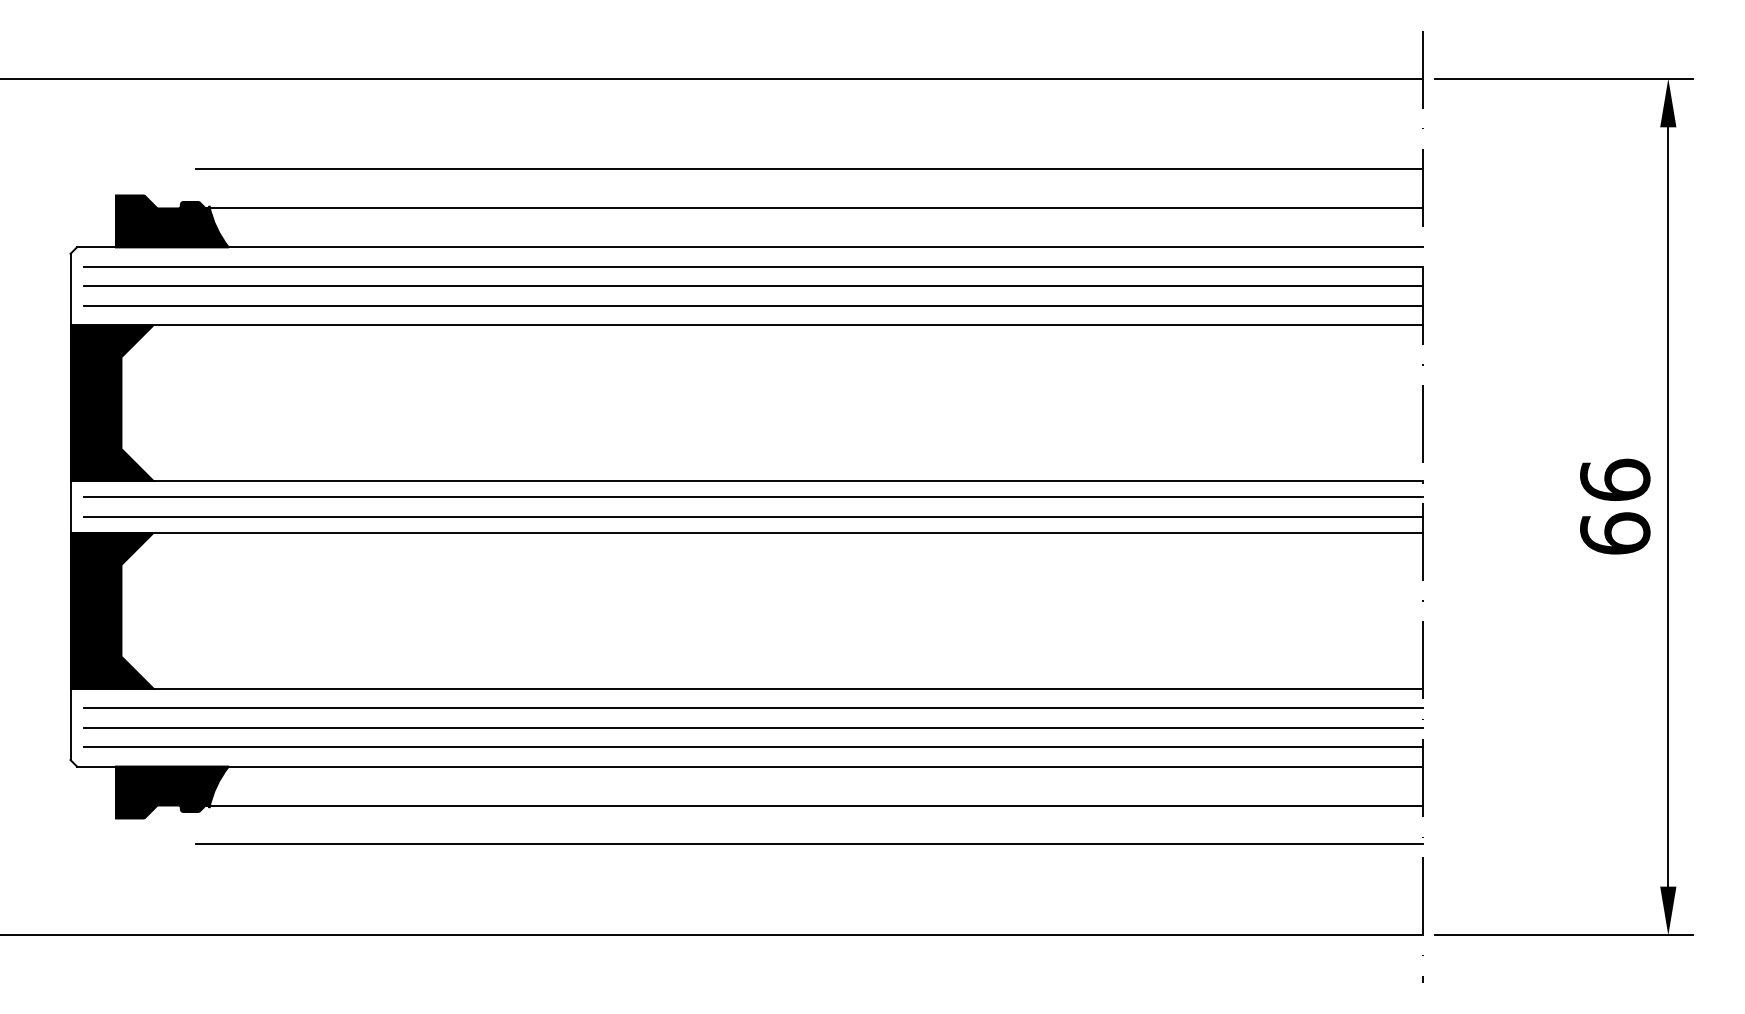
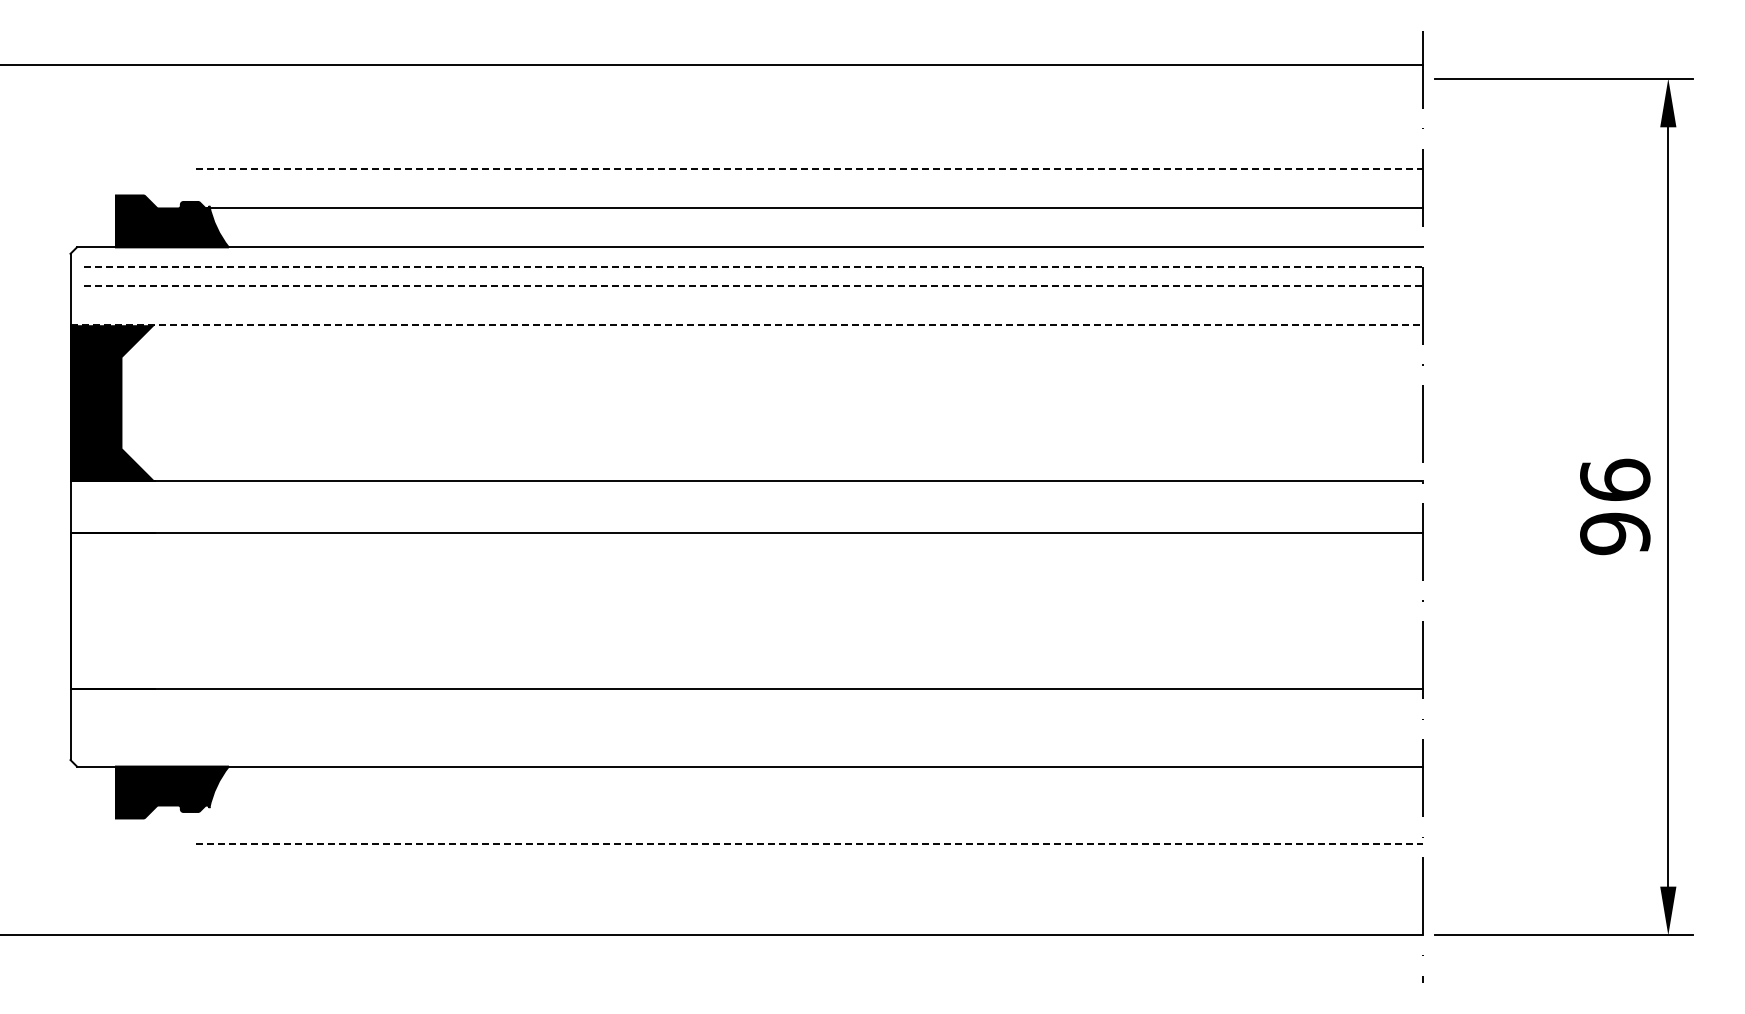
line position: (712, 78) -> (712, 64) (712, 64)
line: solid -> dashed (810, 169)
line: solid -> dashed (753, 266)
line: solid -> dashed (753, 286)
line: present -> none (753, 305)
line: solid -> dashed (747, 325)
line: present -> none (753, 497)
line: present -> none (753, 516)
text: 66 -> 96 (1615, 533)
fill: present -> none (112, 610)
line: present -> none (753, 708)
line: present -> none (753, 727)
line: present -> none (753, 747)
line: present -> none (814, 805)
line: solid -> dashed (810, 844)
